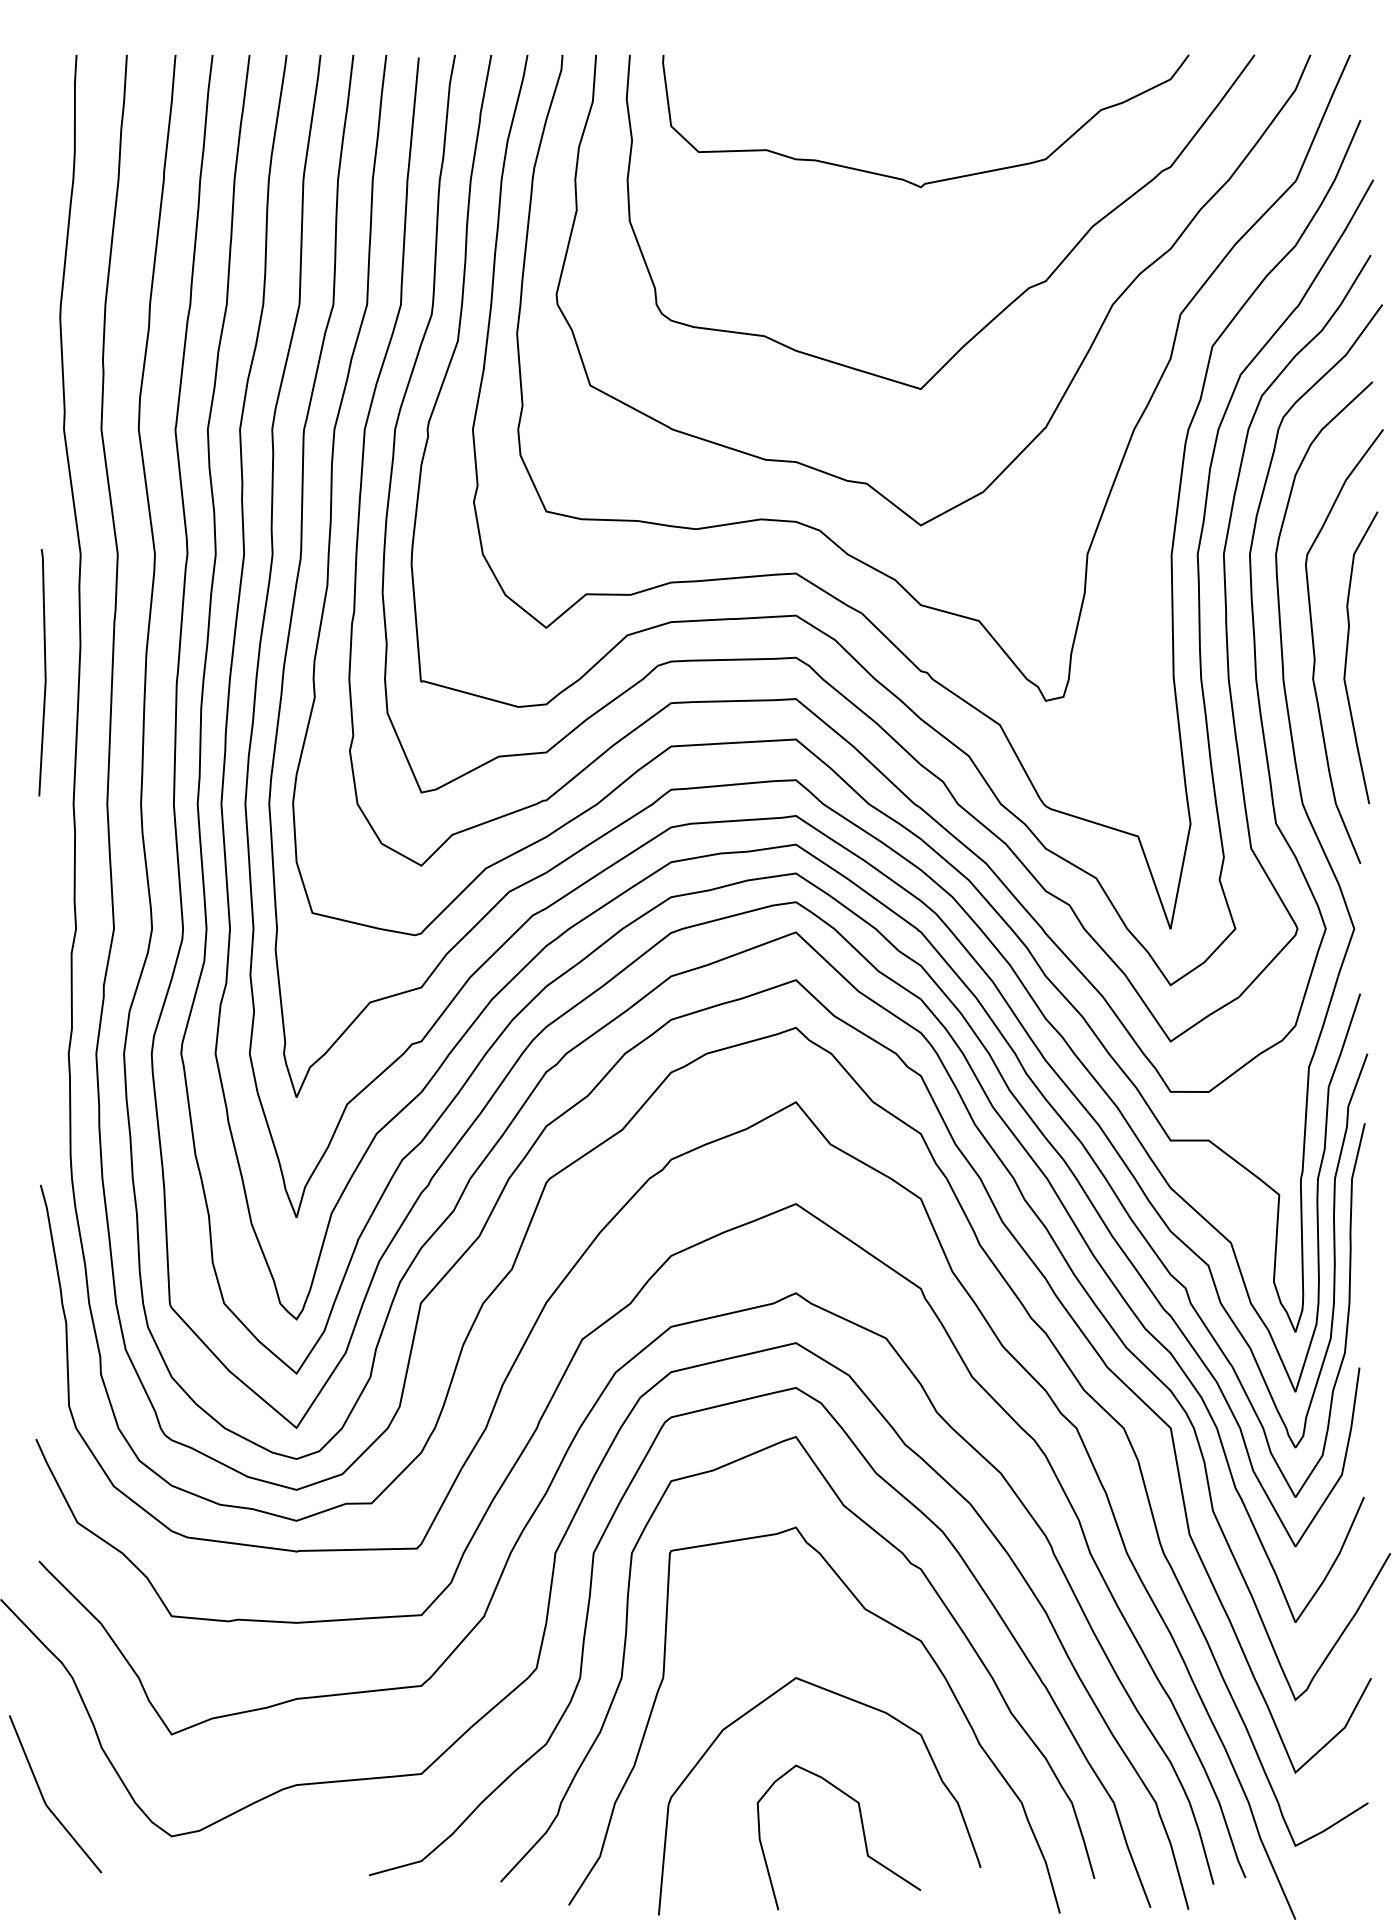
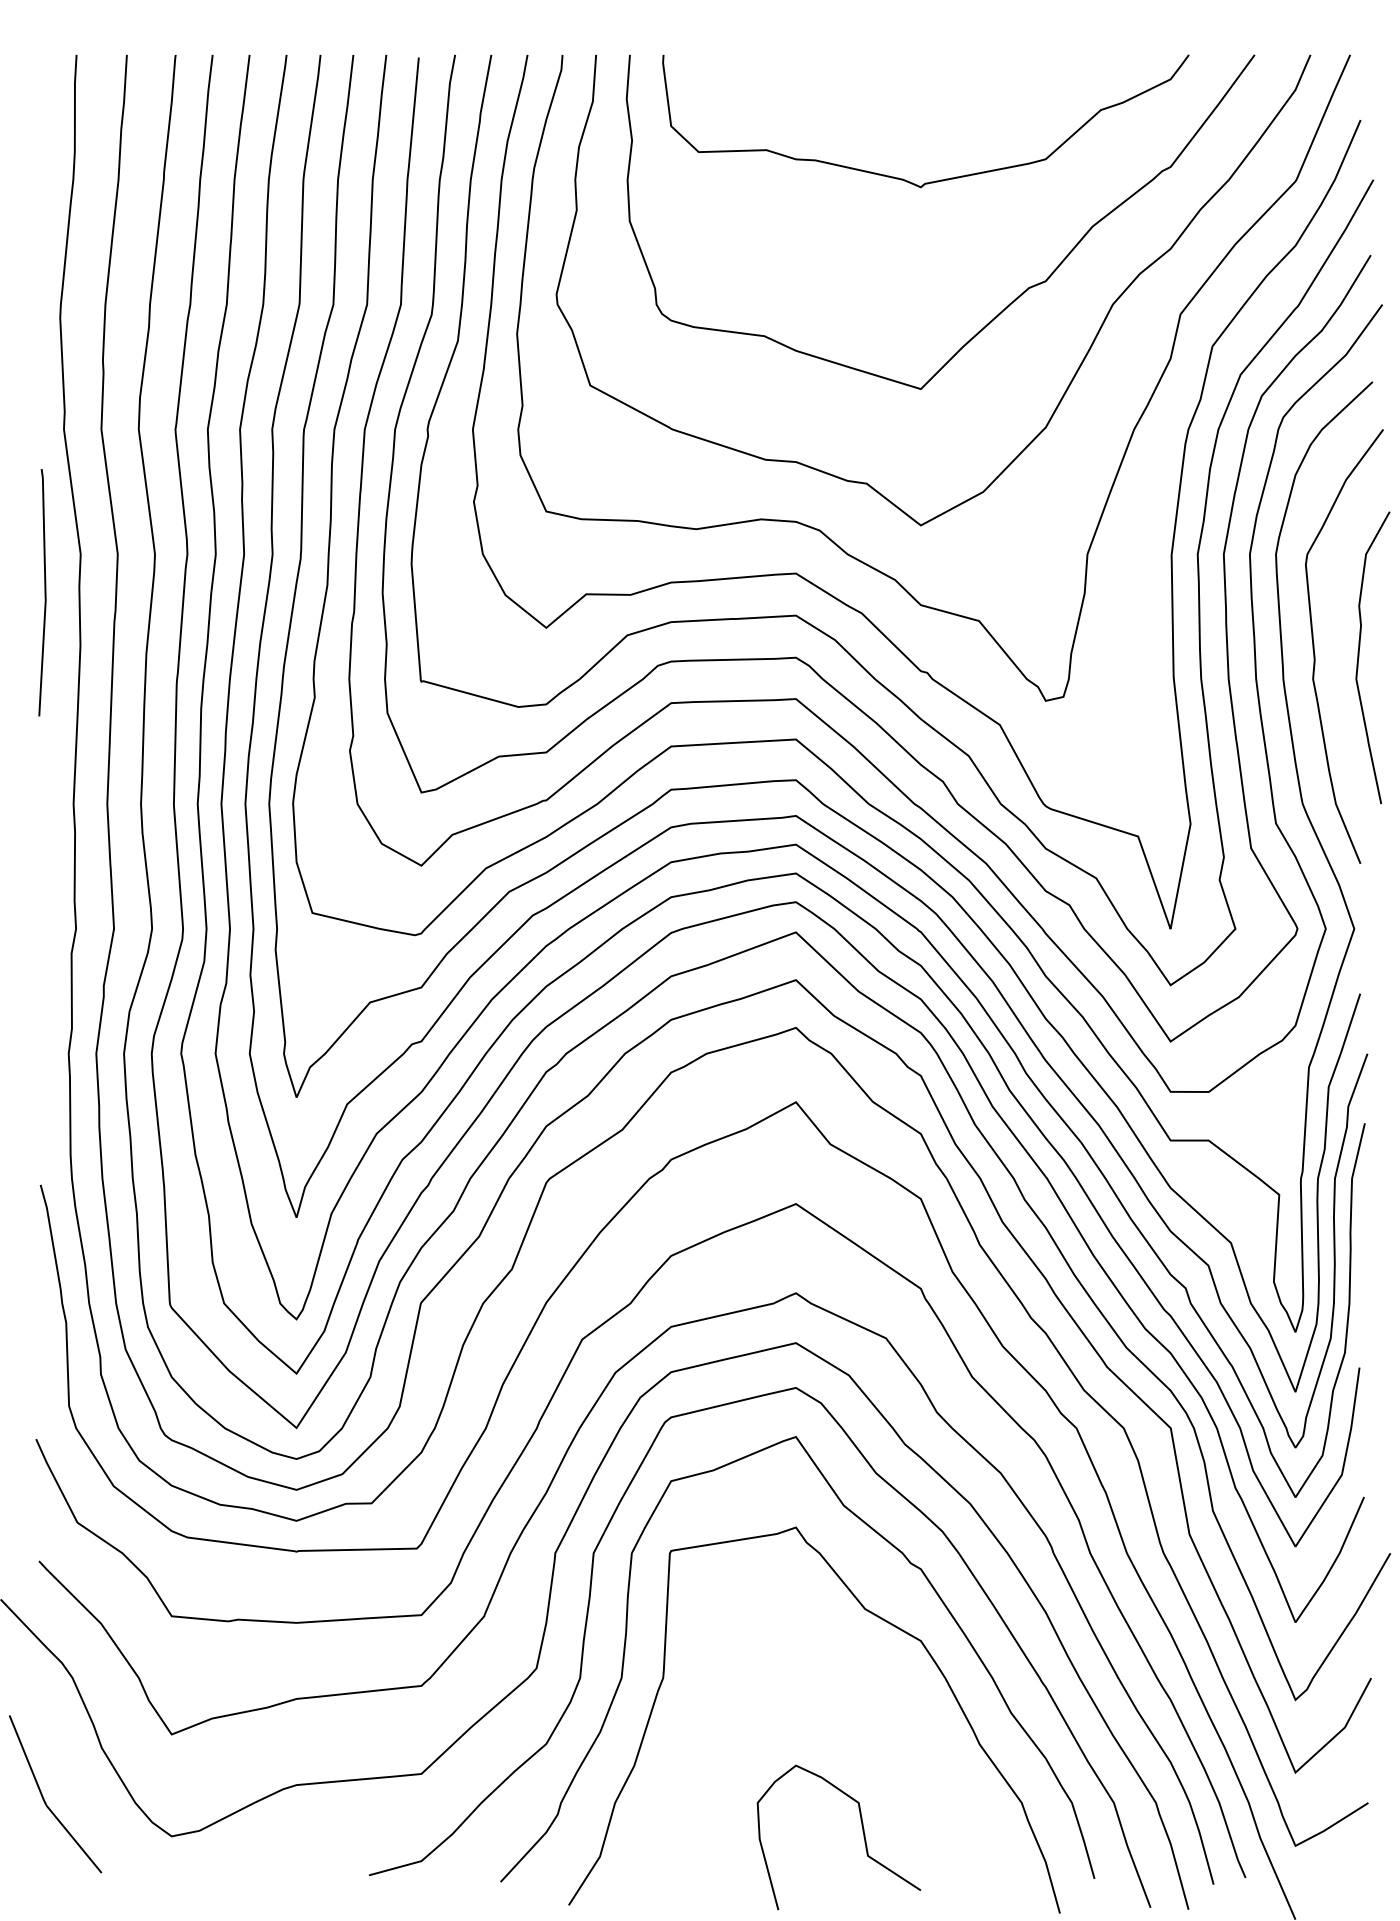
curve position: (1347, 657) -> (1359, 657) (1359, 657)
curve position: (44, 672) -> (44, 592) (44, 592)
curve: present -> none (858, 1703)
